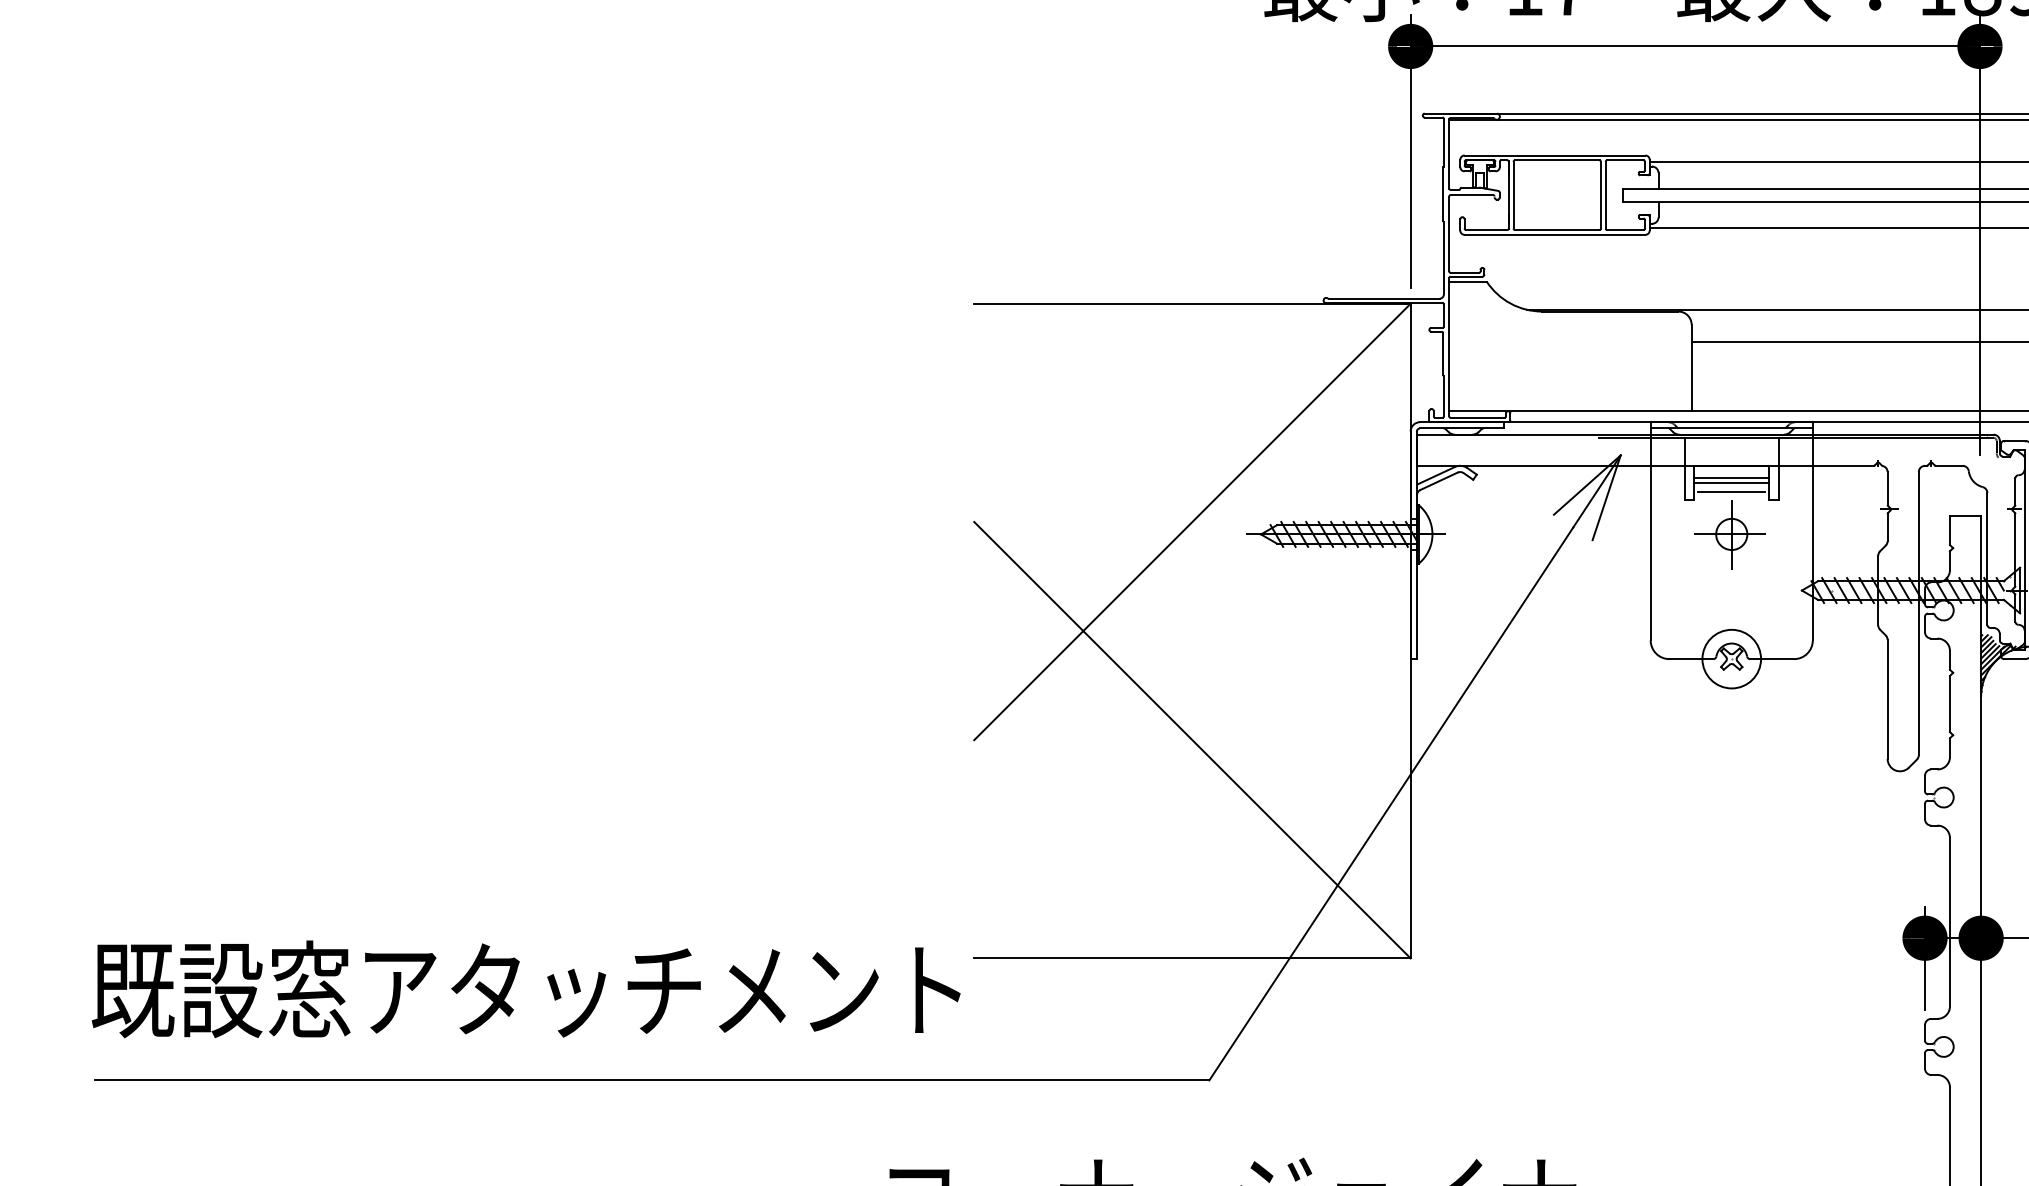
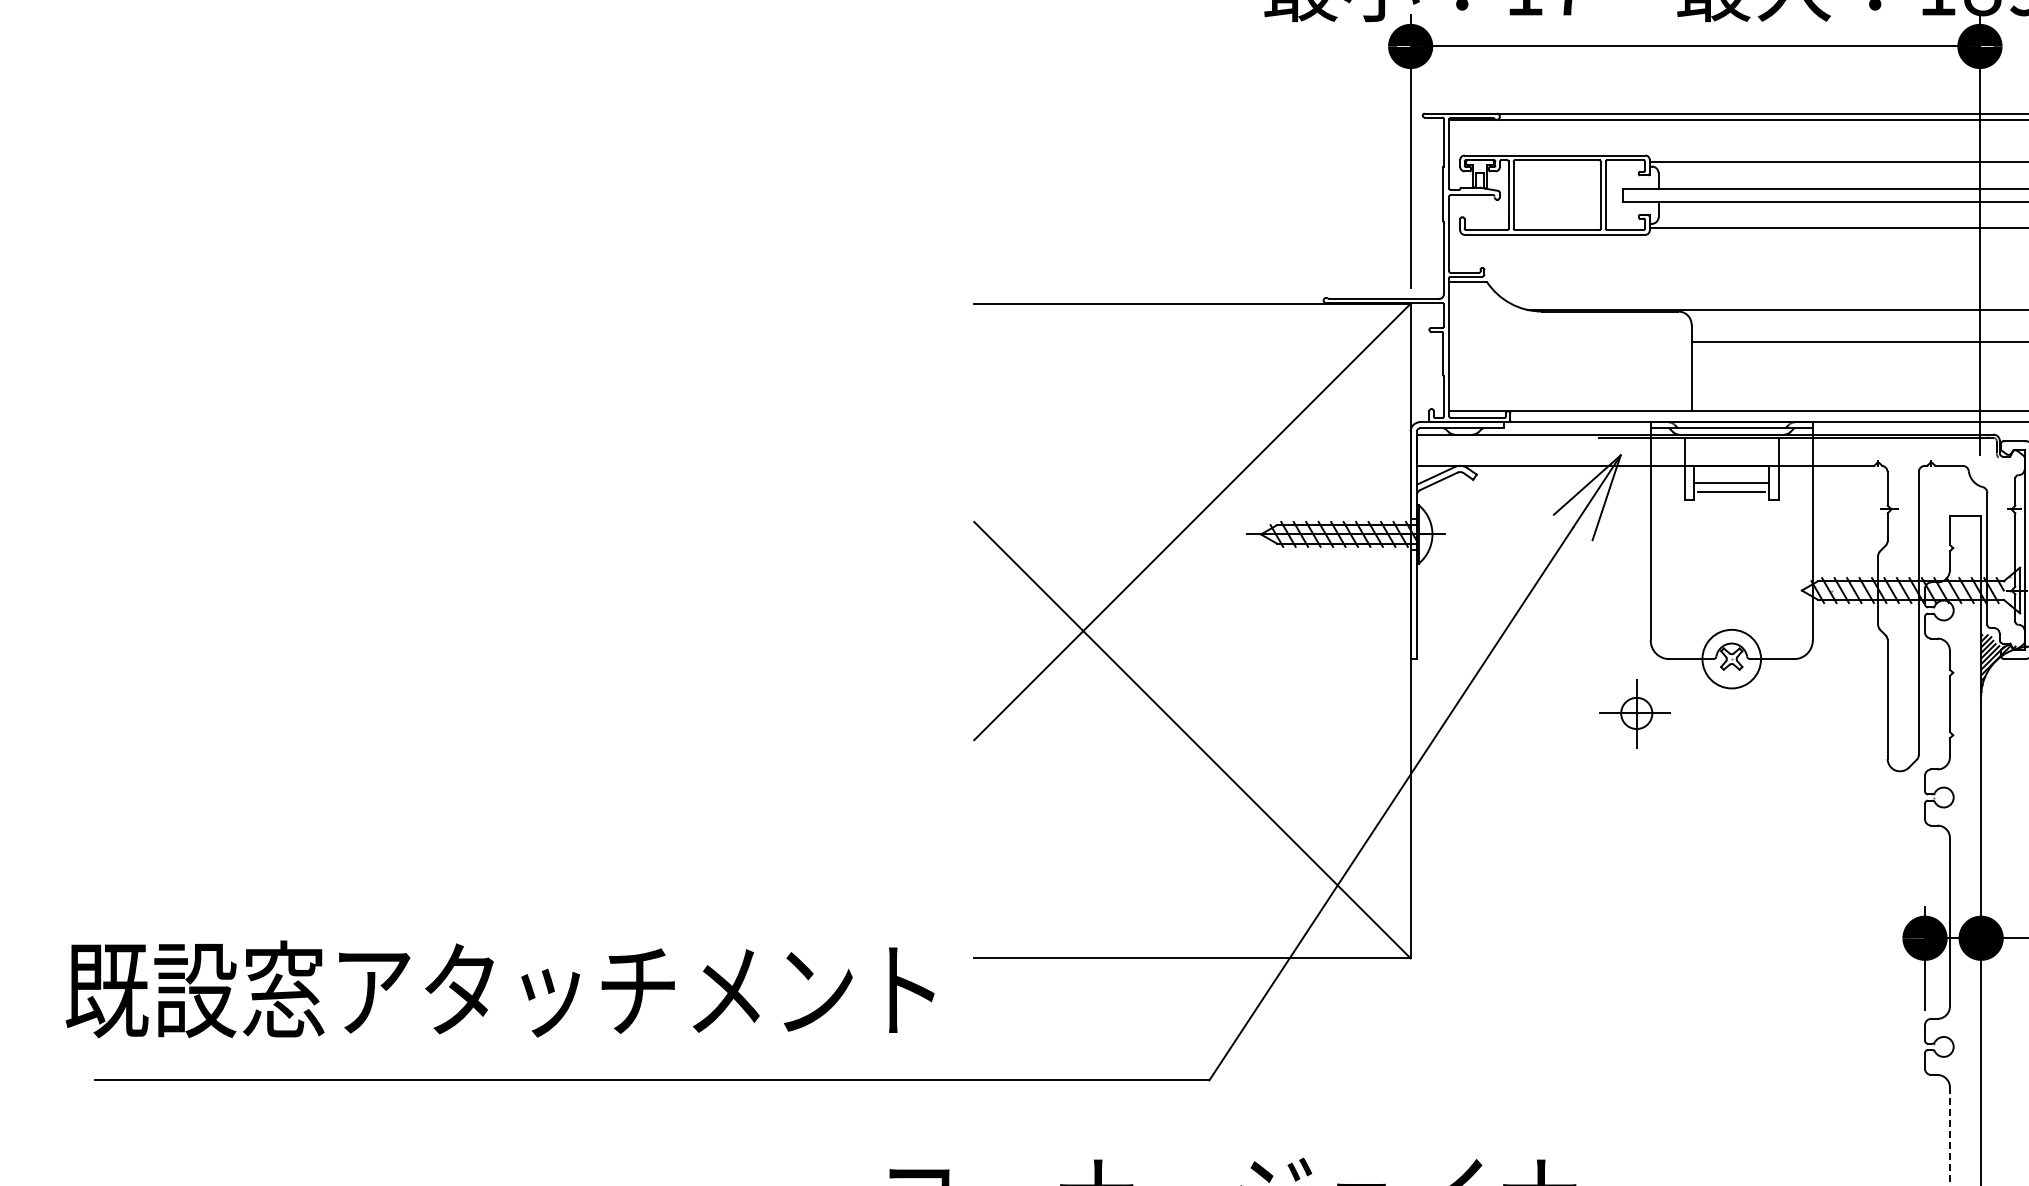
line: present -> none (1731, 478)
part position: (1729, 534) -> (1634, 713) (1634, 713)
text position: (525, 989) -> (499, 989) (499, 989)
line: solid -> dashed (1949, 1137)
